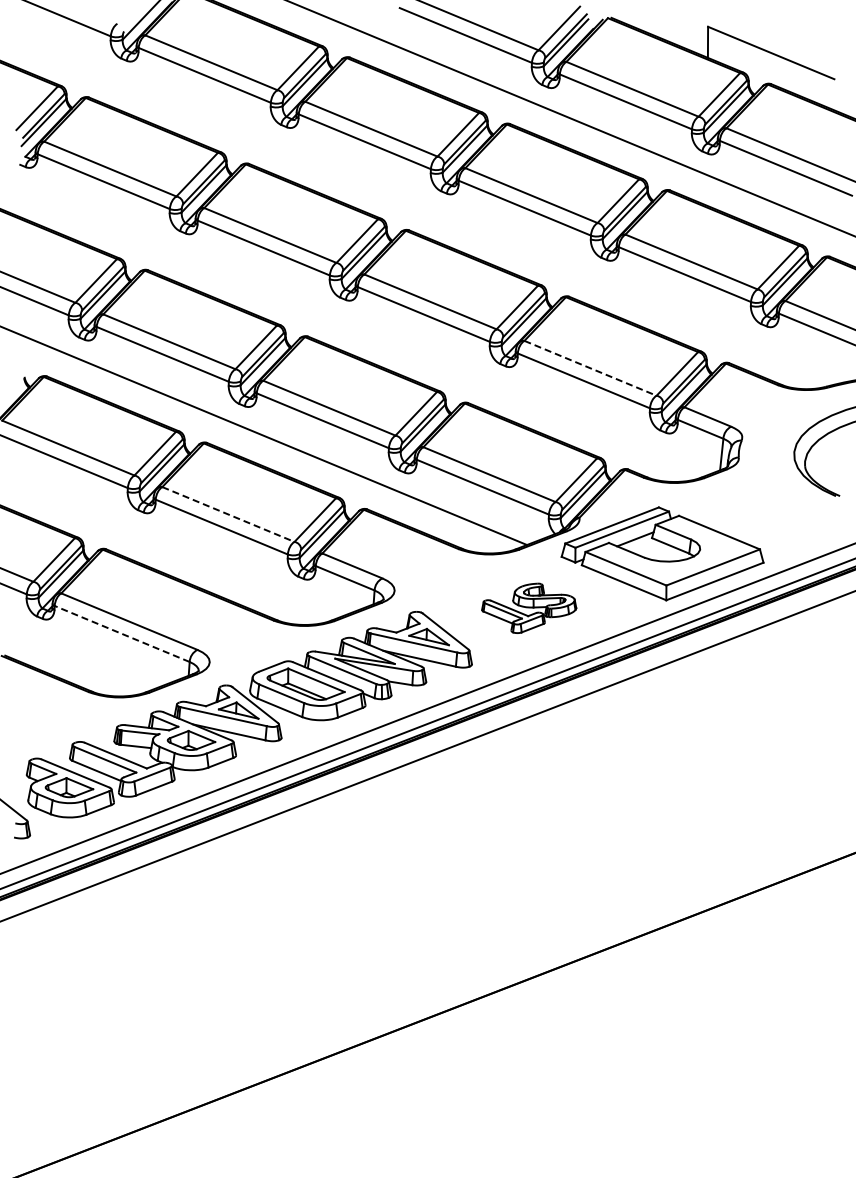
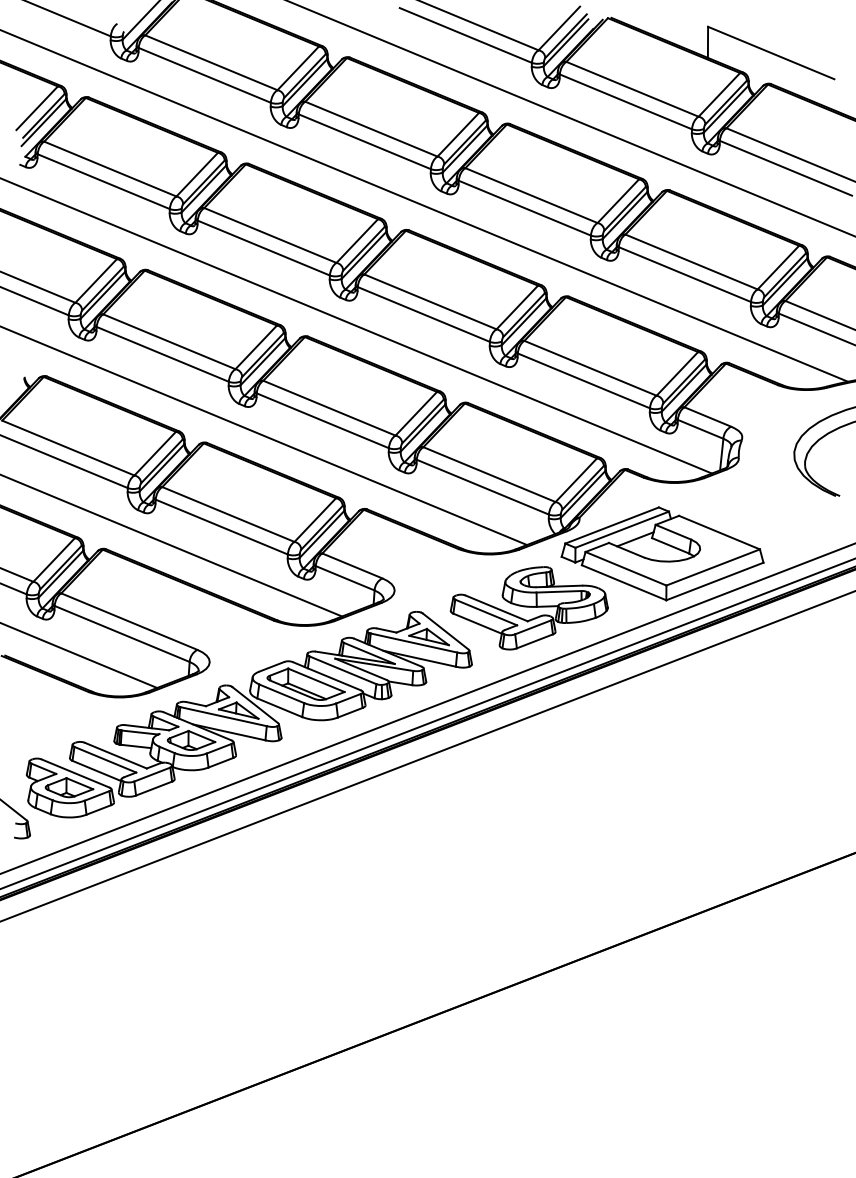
line: none -> present (425, 206)
line: none -> present (356, 326)
line: dashed -> solid (590, 368)
line: dashed -> solid (228, 514)
line: none -> present (172, 545)
part size: 97x52 px -> 160x85 px (528, 608)
line: dashed -> solid (121, 633)
line: none -> present (79, 655)
